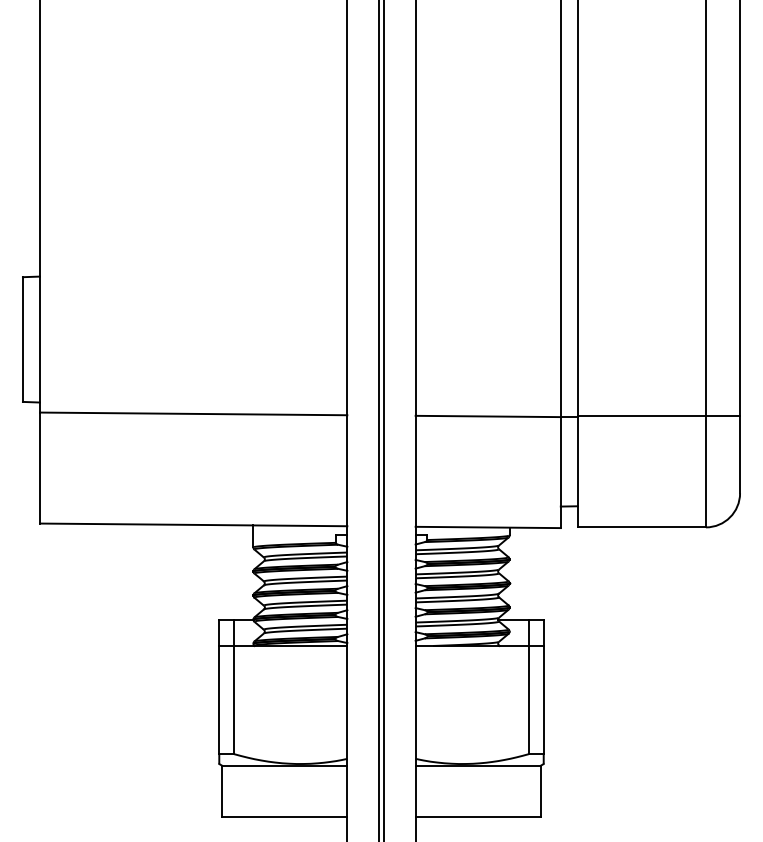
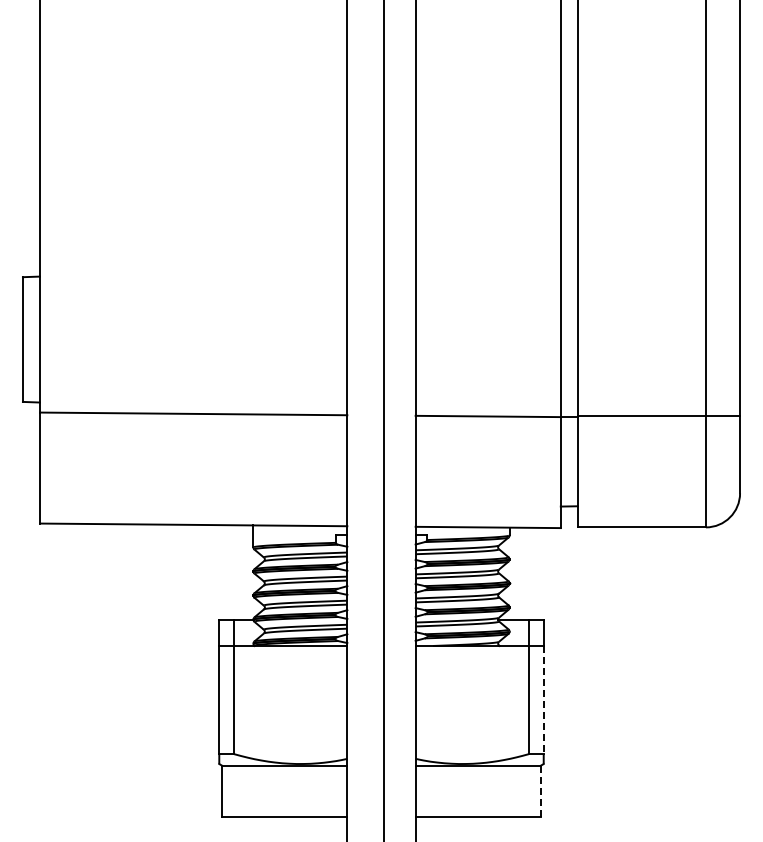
line: present -> none (379, 420)
line: solid -> dashed (543, 700)
line: solid -> dashed (541, 791)
